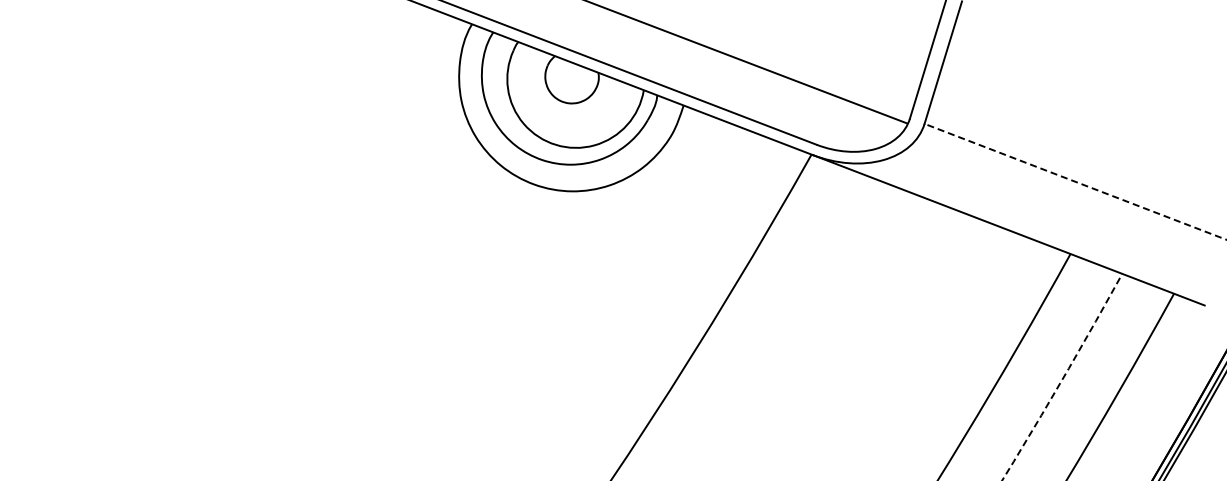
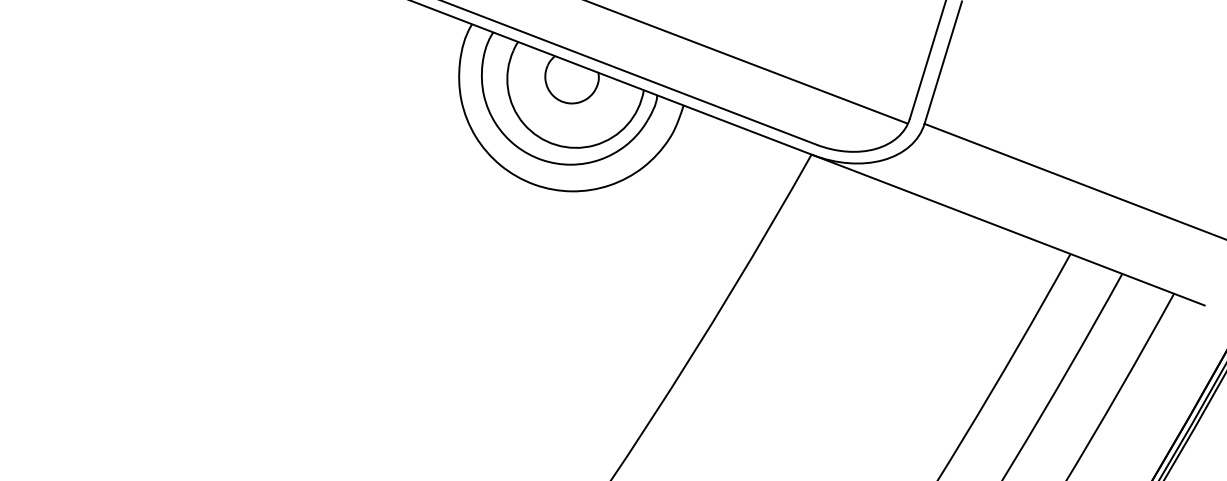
line: dashed -> solid (1075, 181)
arc: dashed -> solid (1063, 377)
